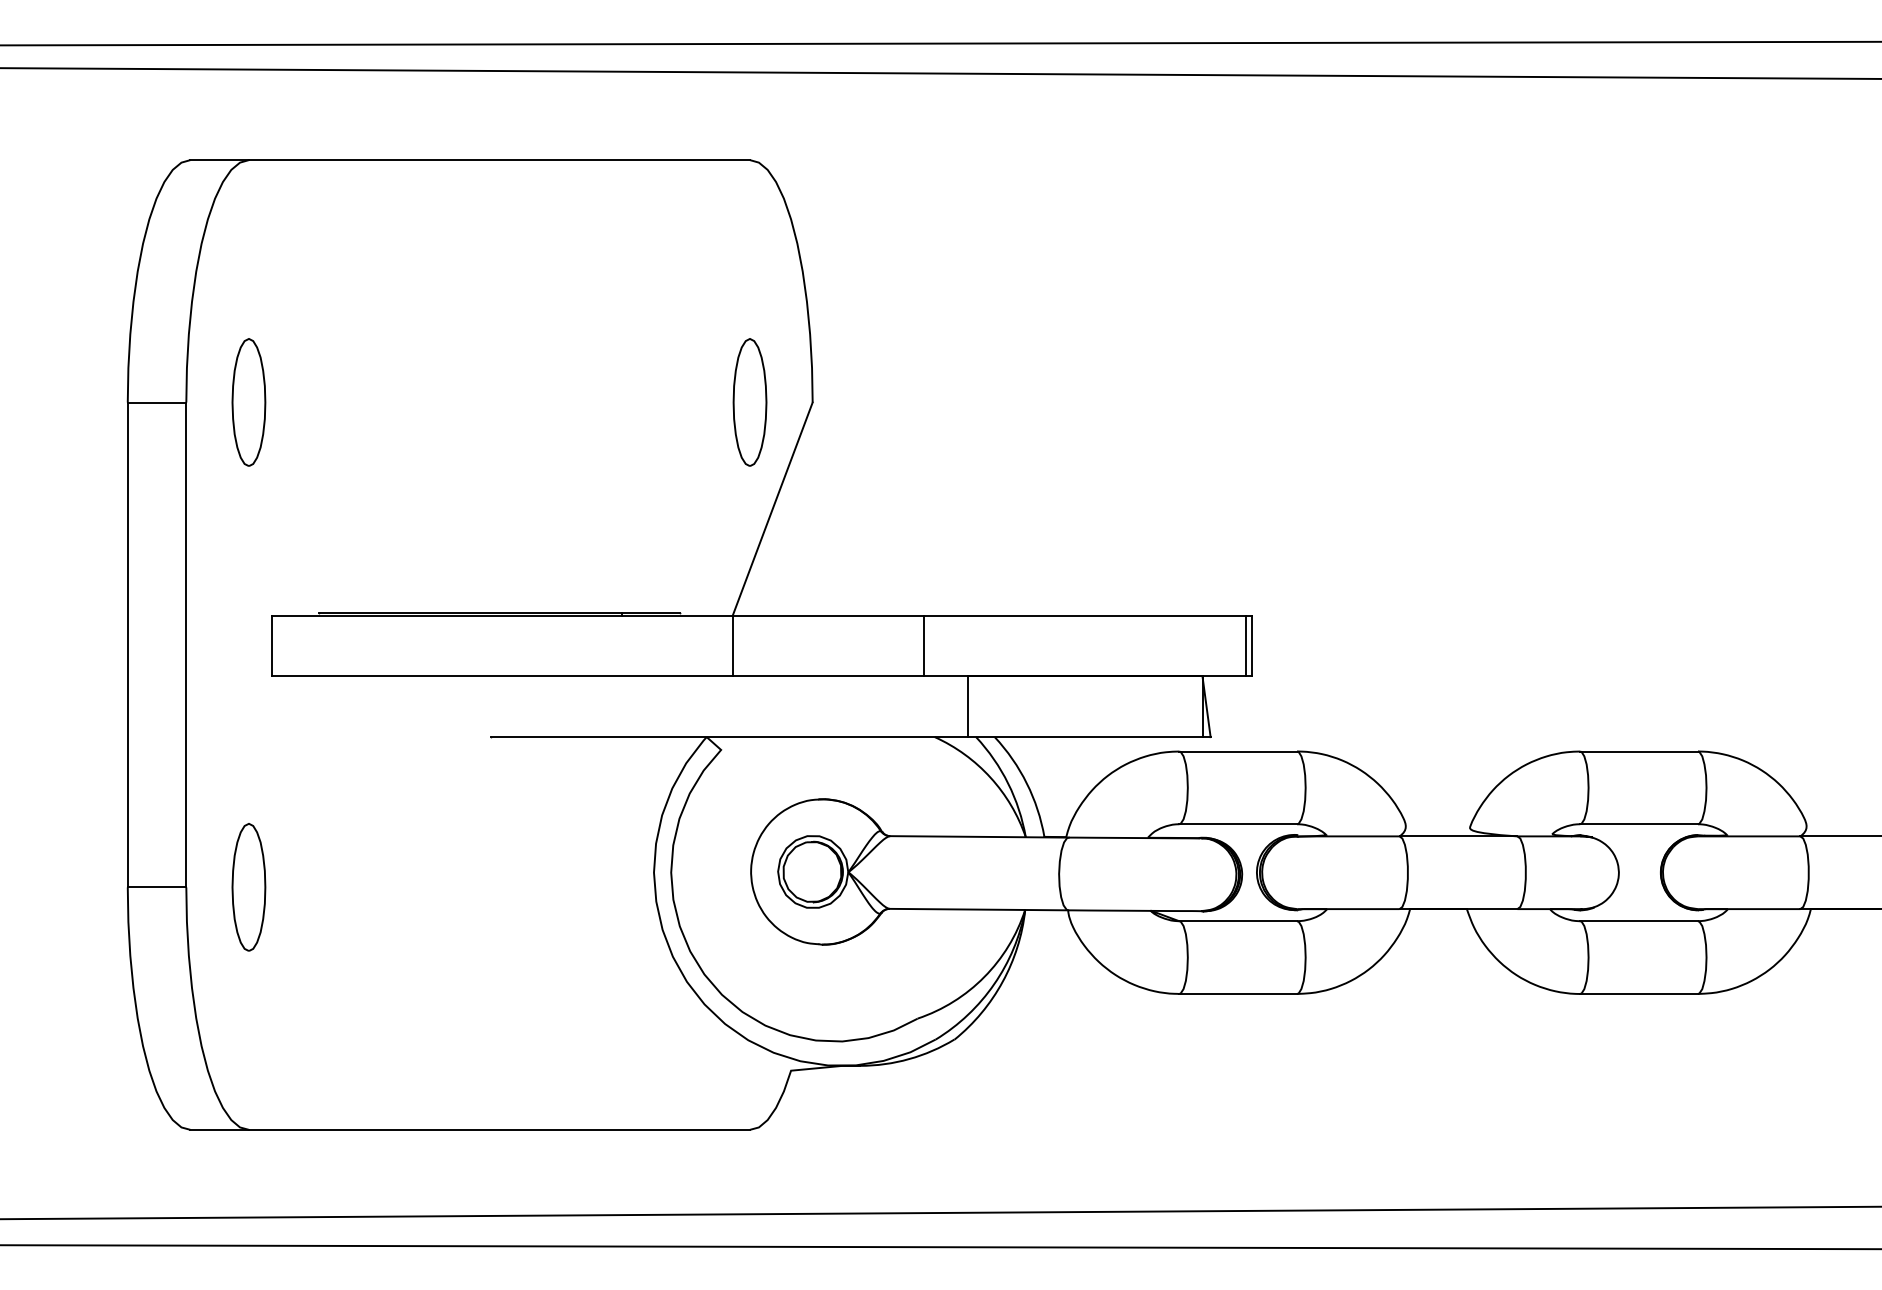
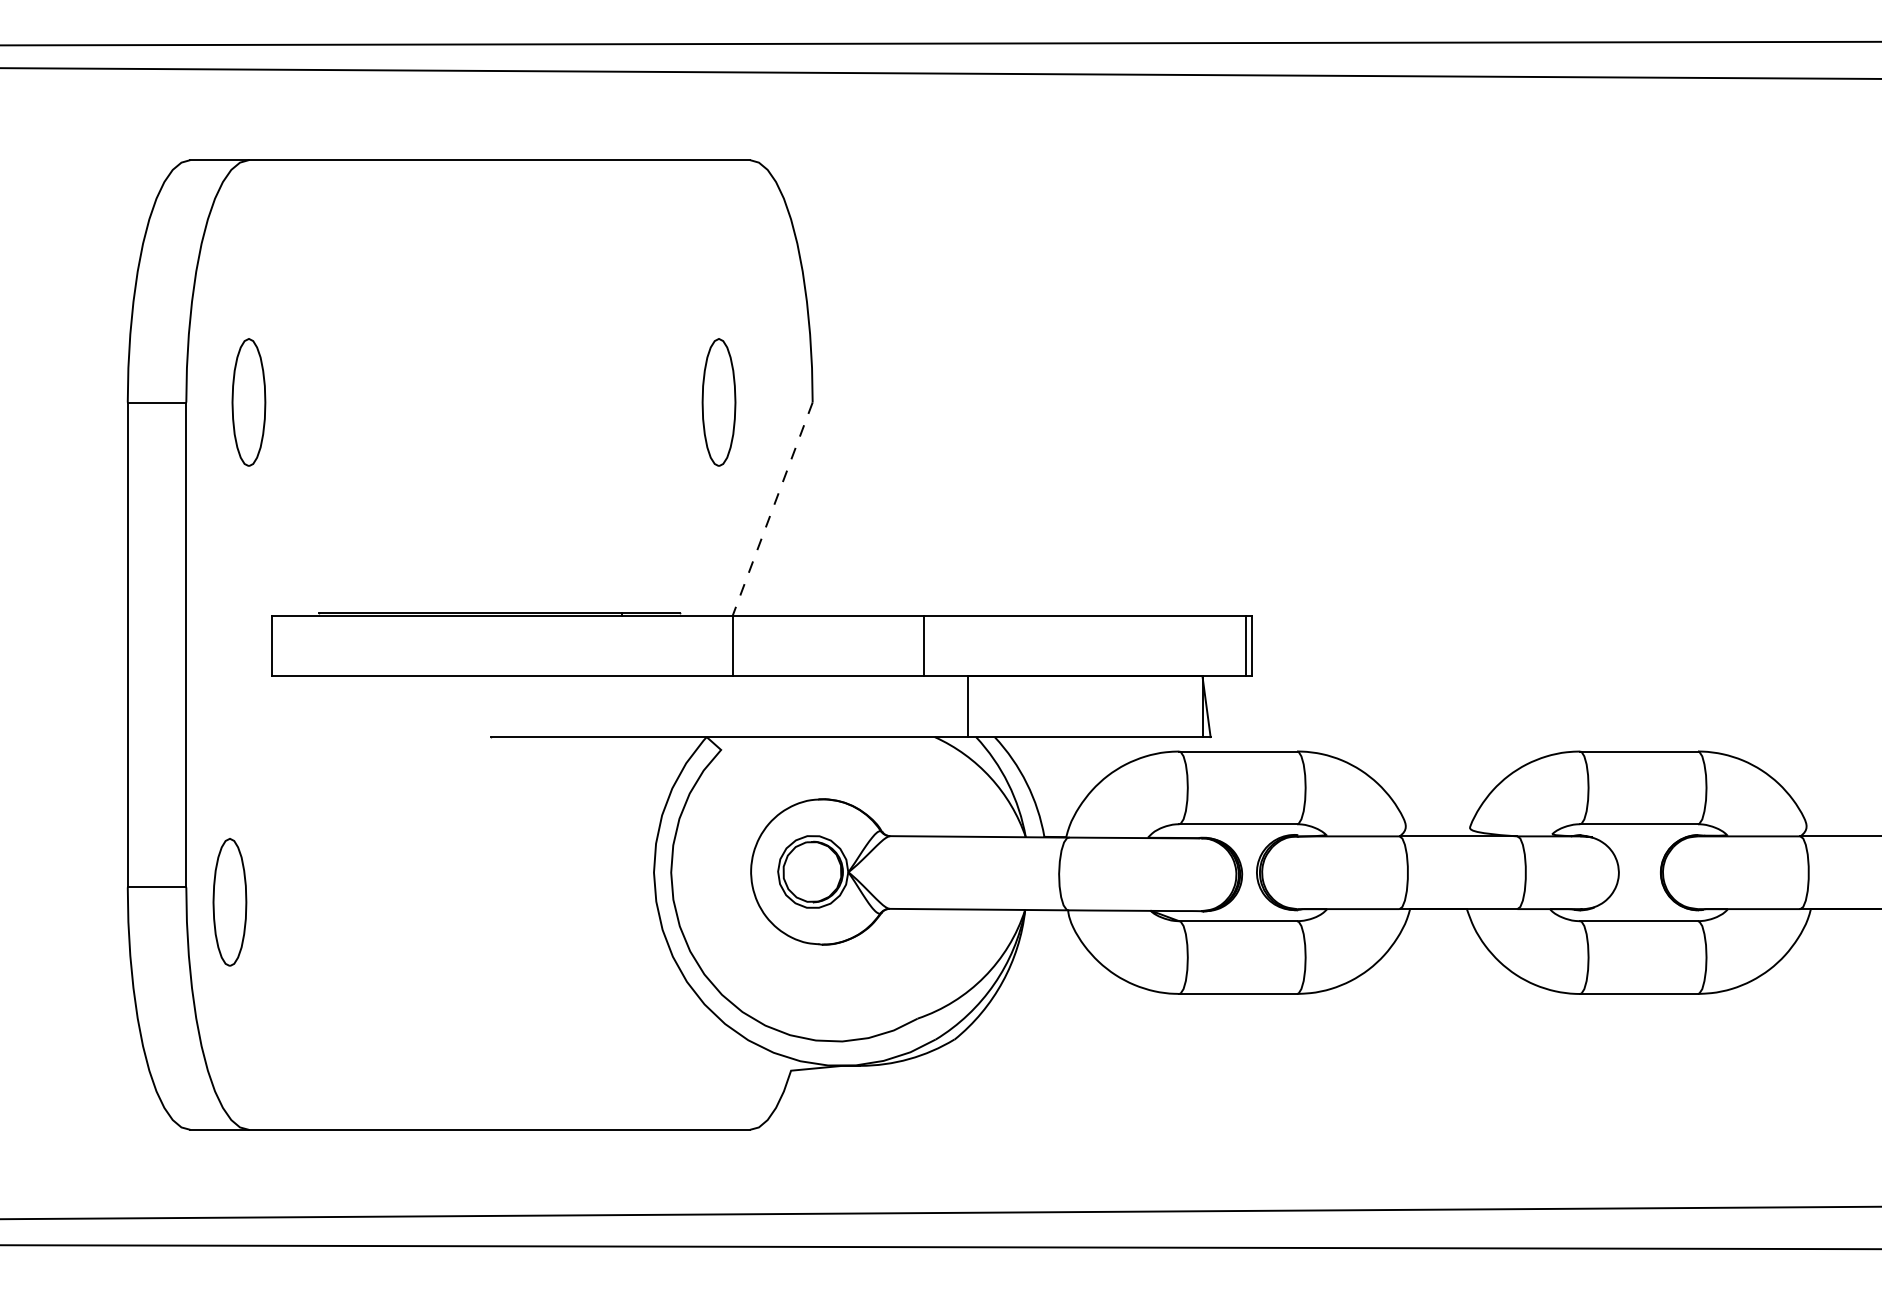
part position: (749, 402) -> (718, 402) (718, 402)
line: solid -> dashed (772, 509)
part position: (248, 887) -> (229, 902) (229, 902)
